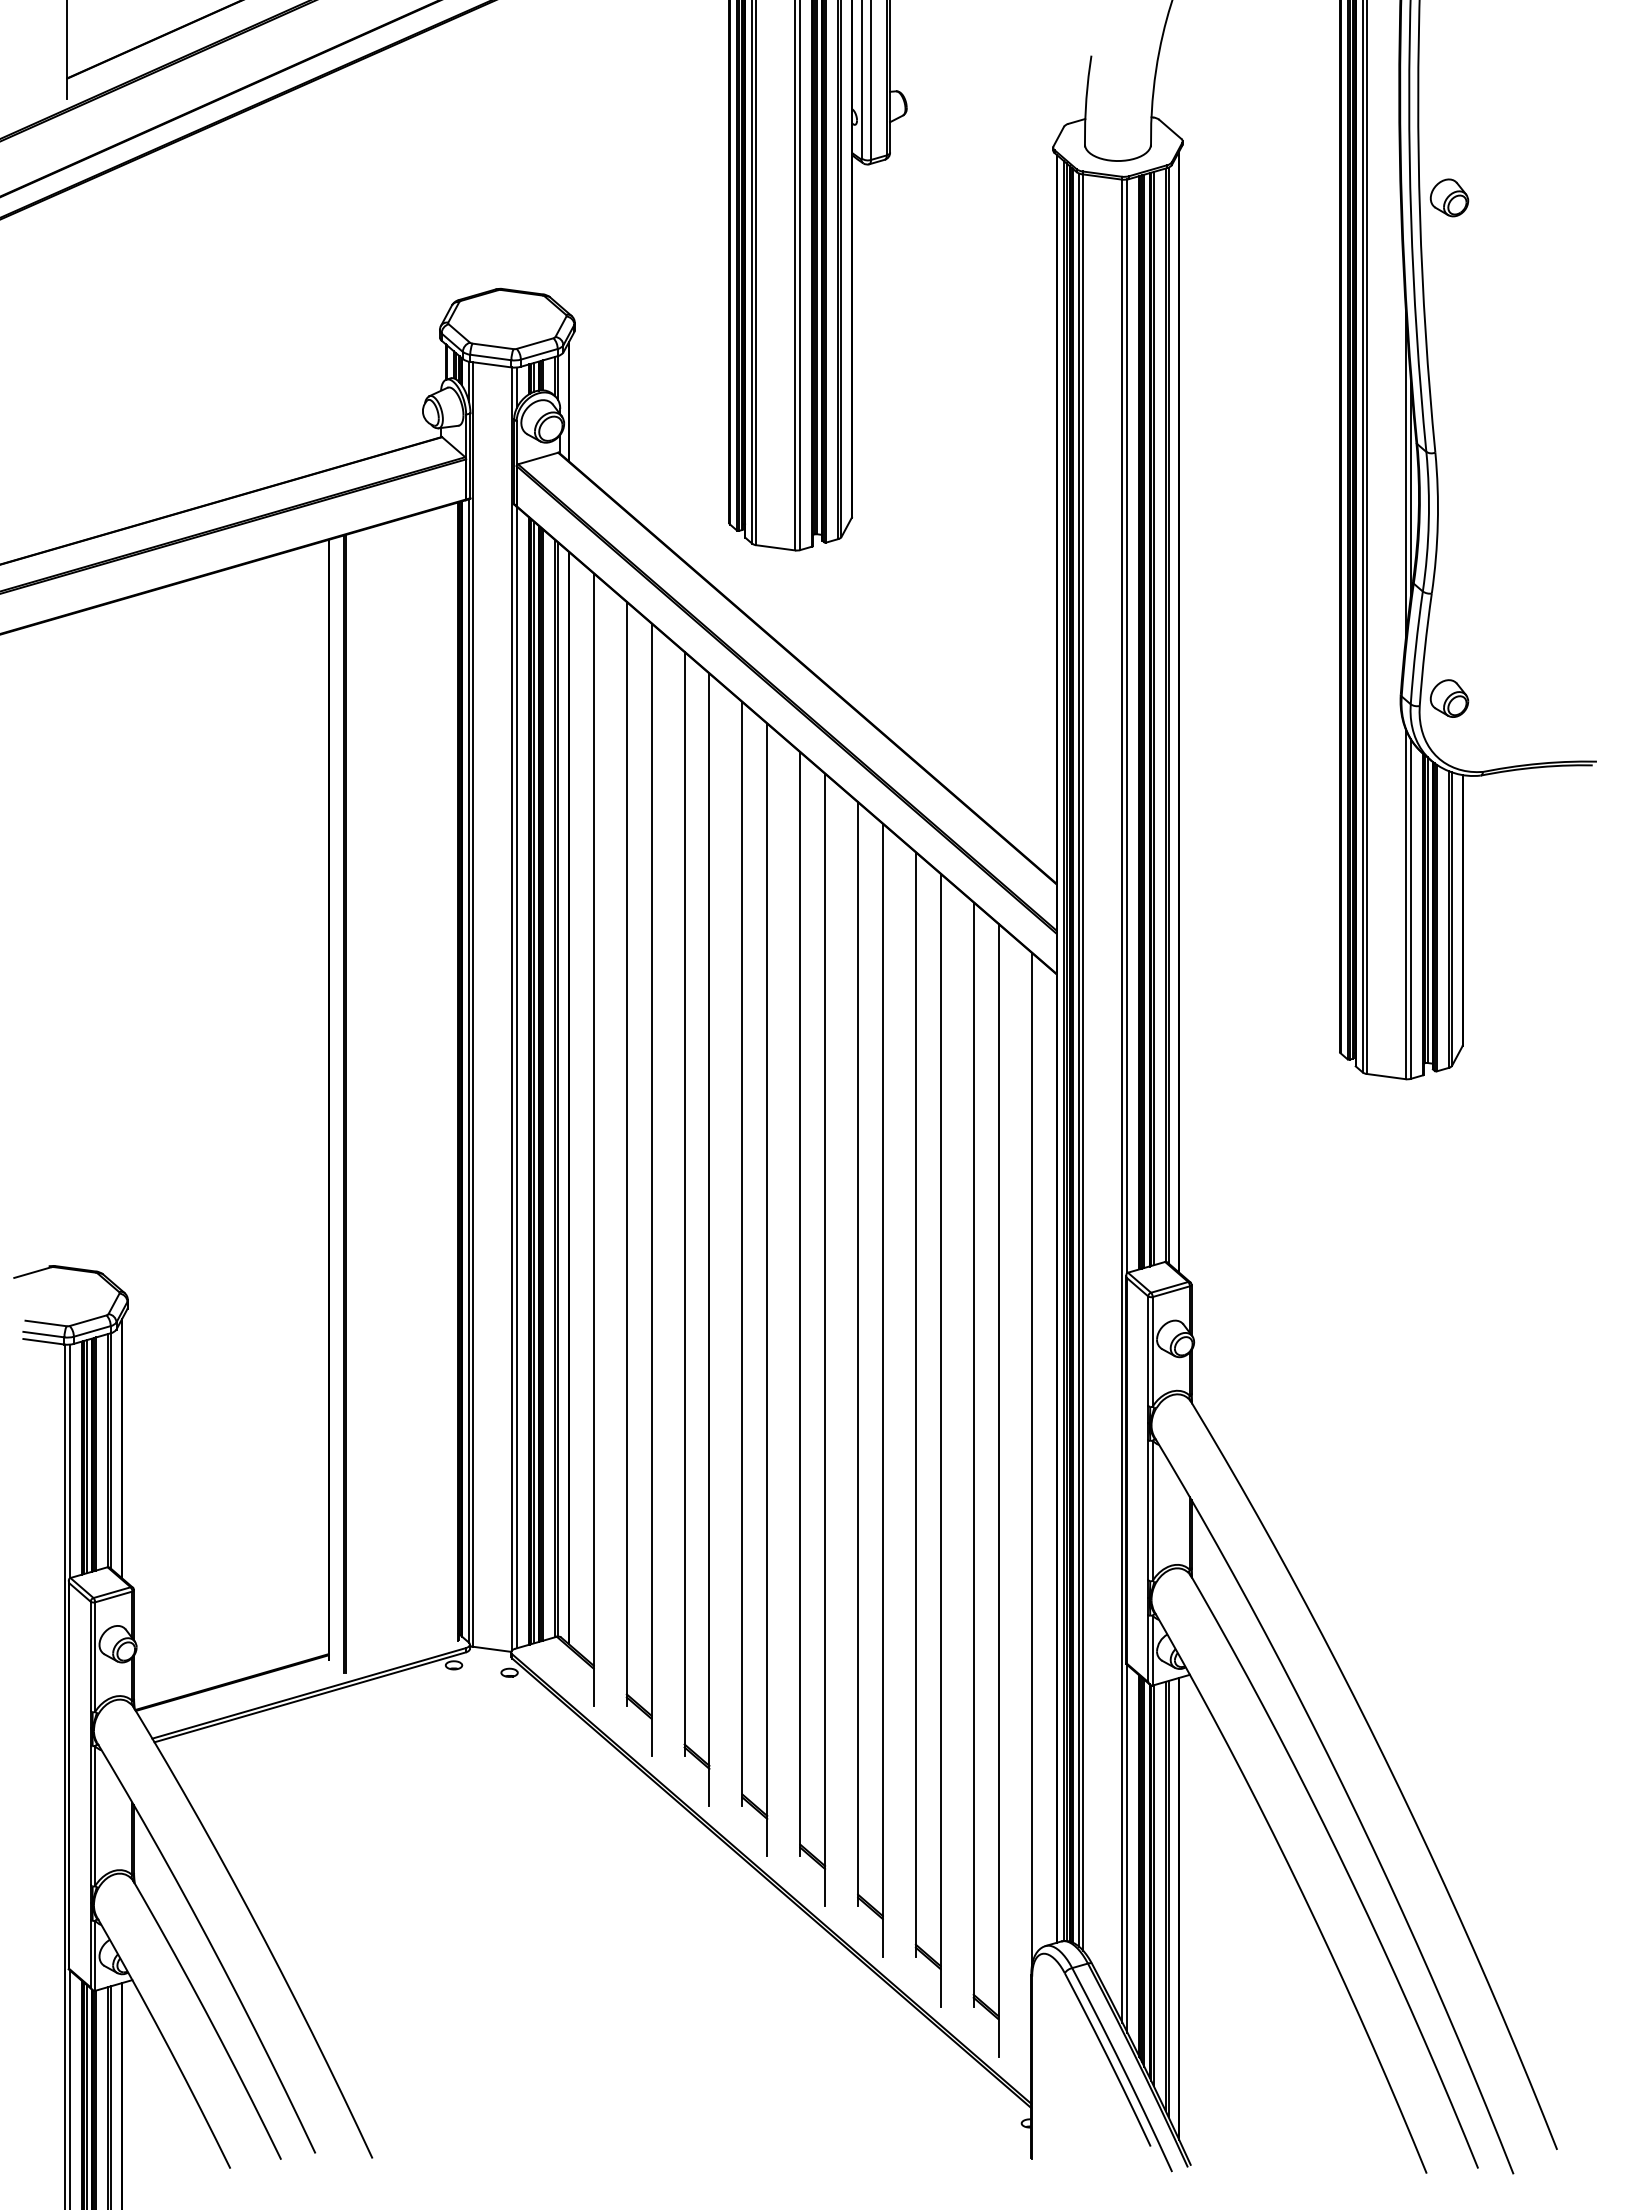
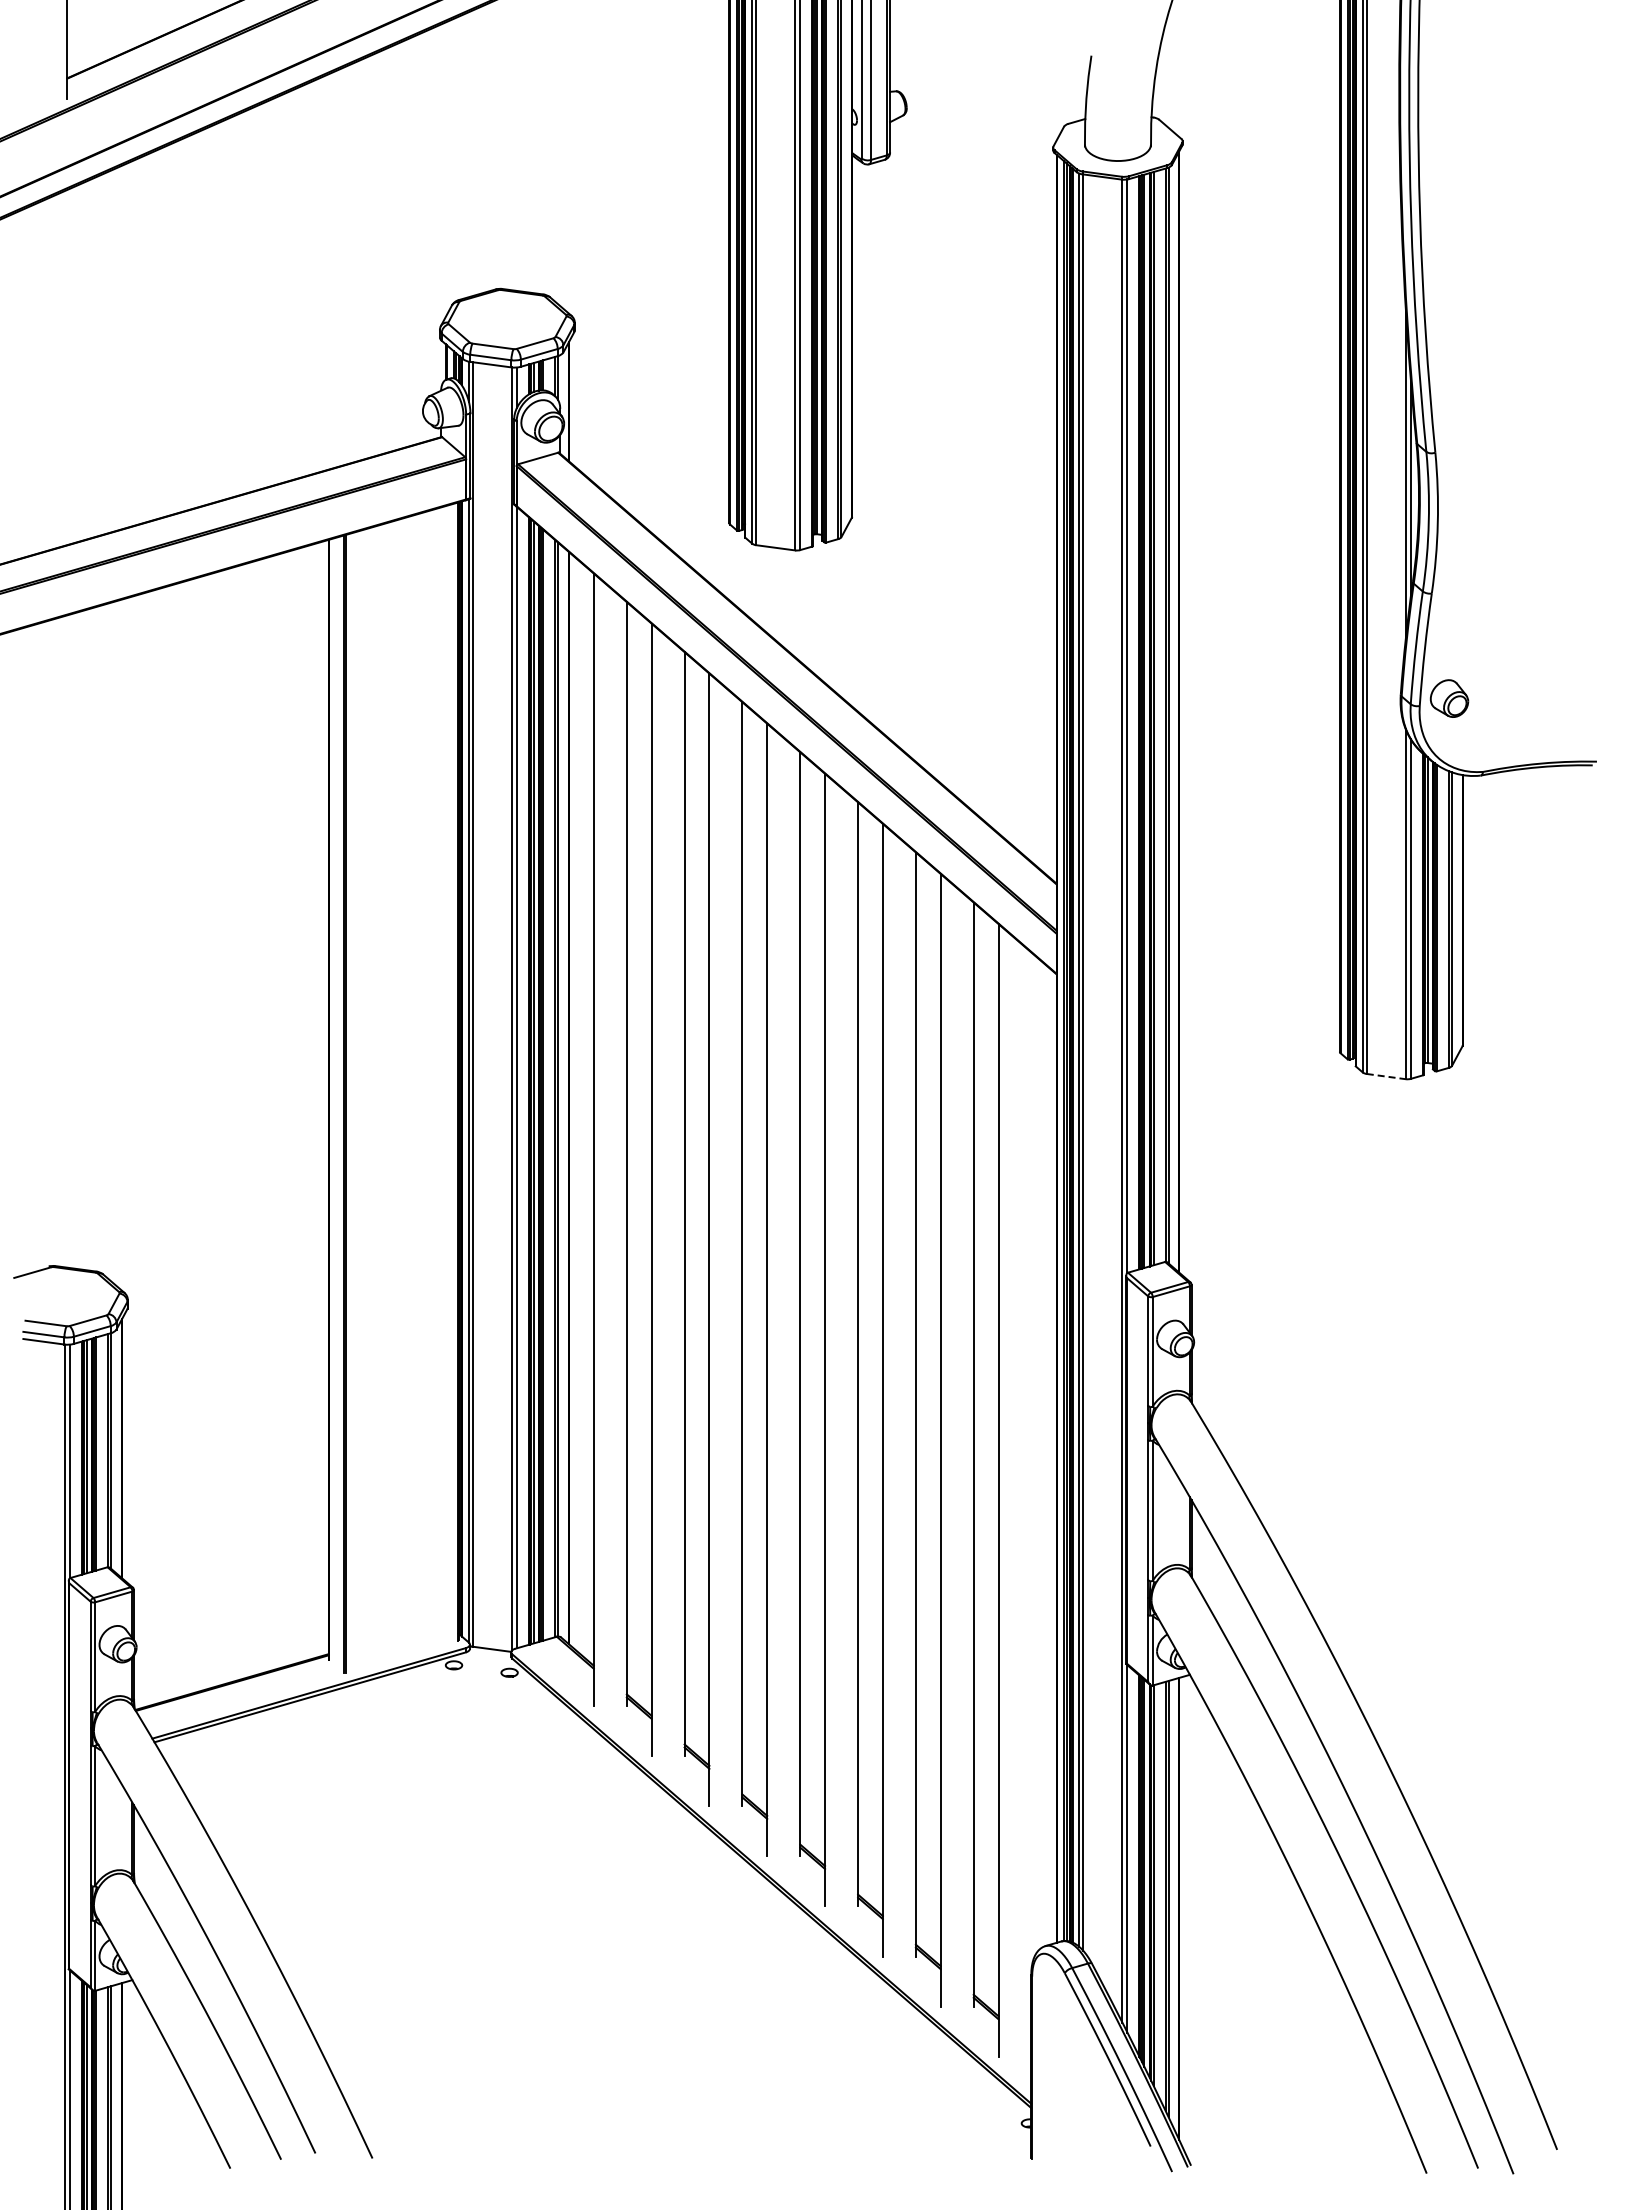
part: present -> none (1449, 197)
line: solid -> dashed (1386, 1076)
line: present -> none (1031, 1460)
